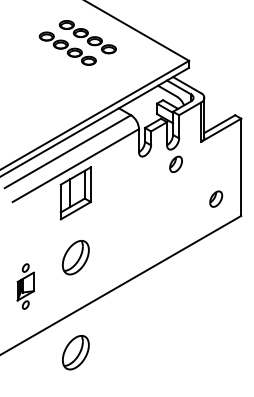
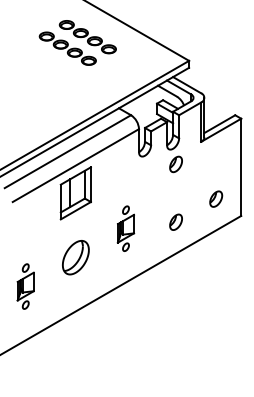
part: none -> present (175, 221)
part: none -> present (125, 228)
part: present -> none (75, 352)
